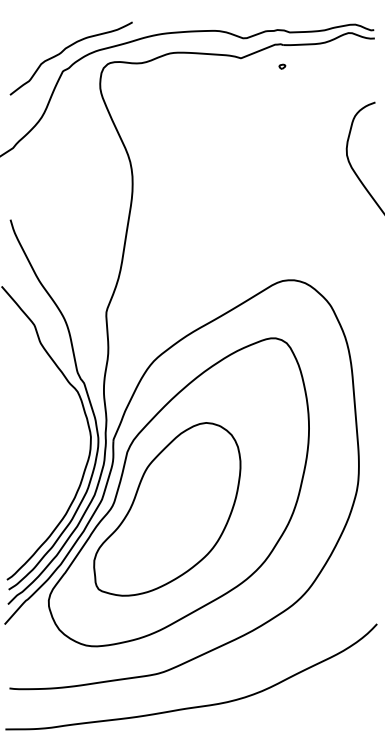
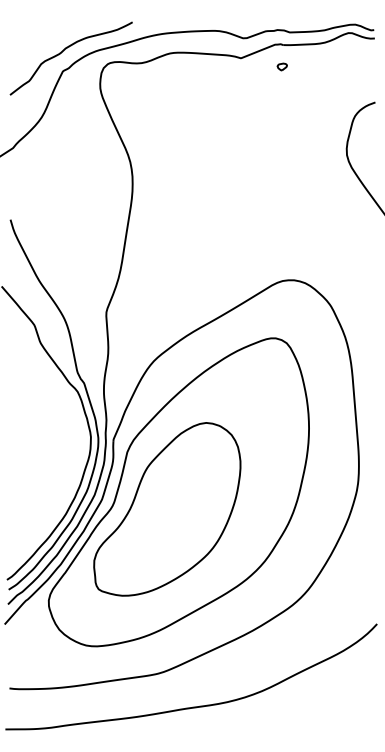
part size: 9x7 px -> 12x10 px (281, 66)
